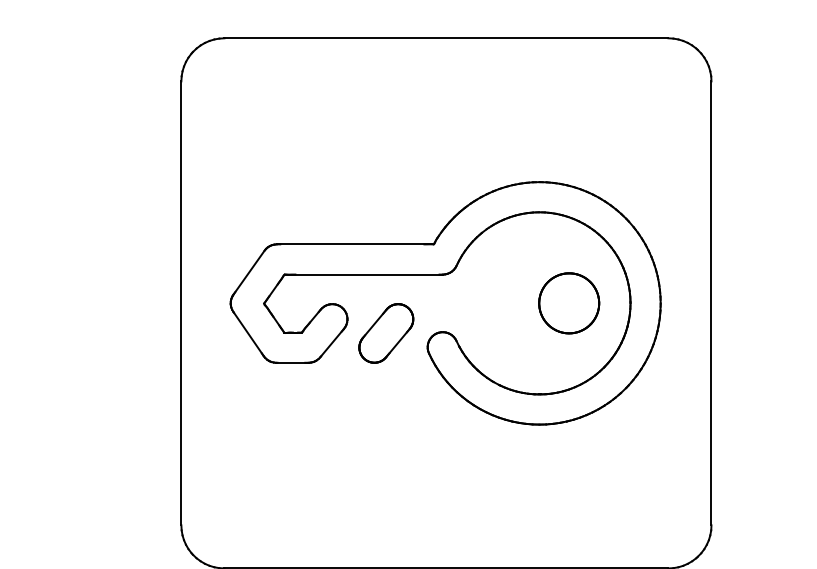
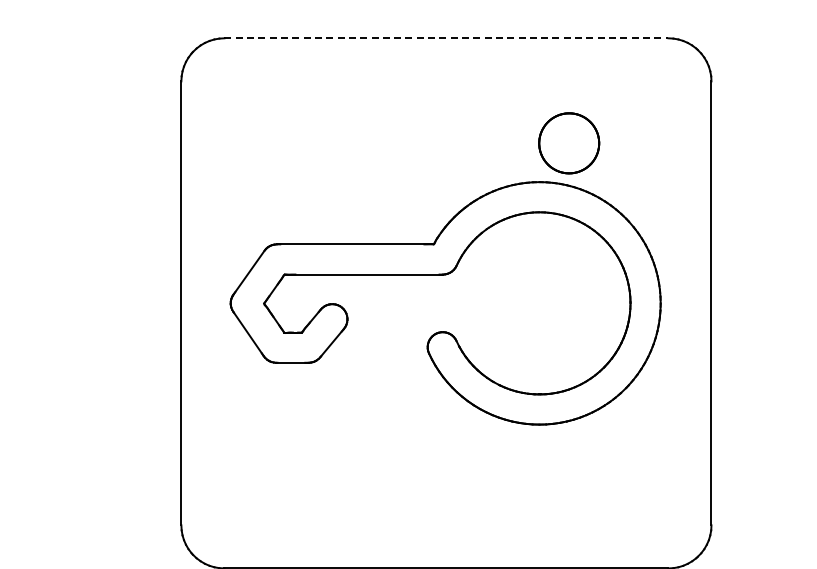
line: solid -> dashed (446, 38)
part position: (569, 303) -> (569, 143) (569, 143)
part: present -> none (386, 333)
